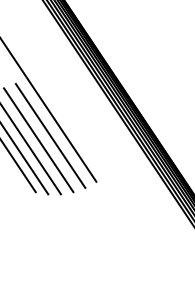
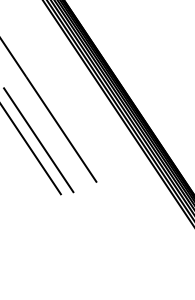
line: present -> none (50, 135)
line: present -> none (25, 160)
line: present -> none (19, 166)
